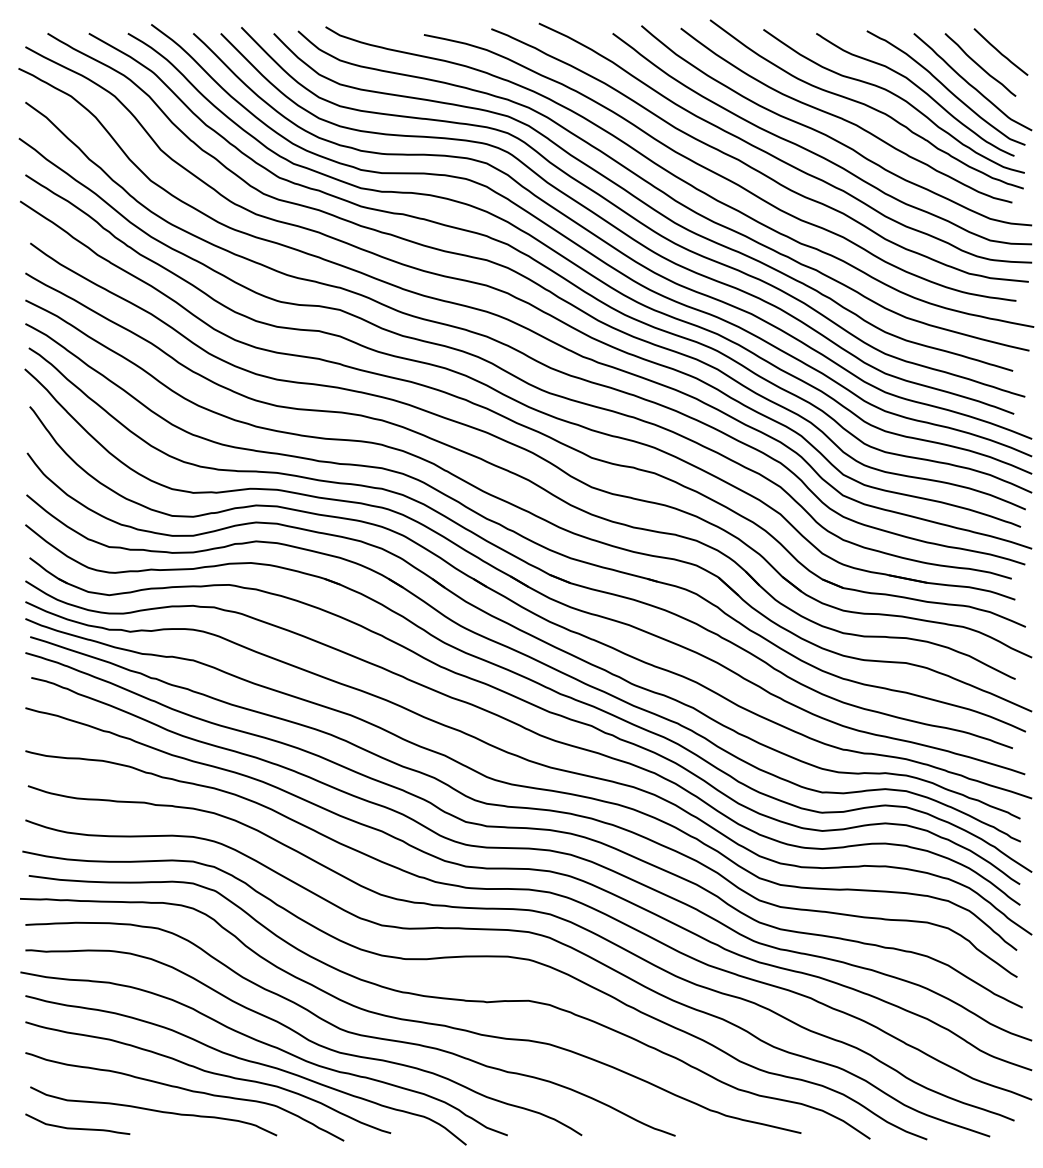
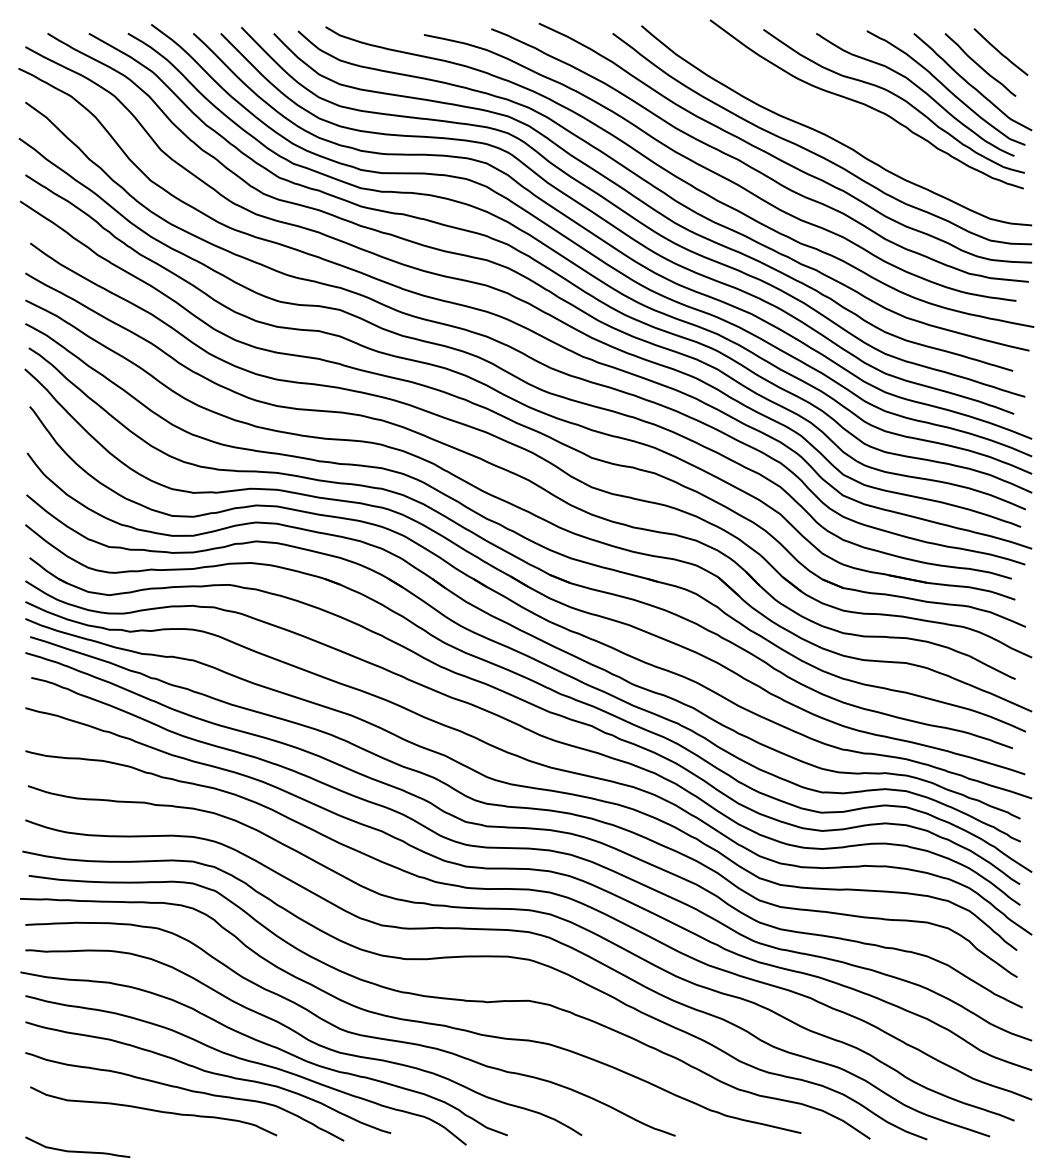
curve: present -> none (844, 118)
curve position: (76, 1127) -> (76, 1150) (76, 1150)
